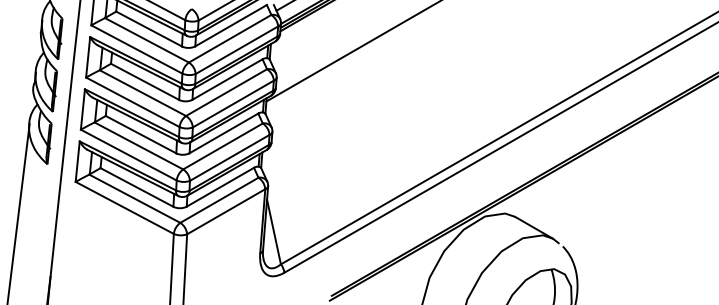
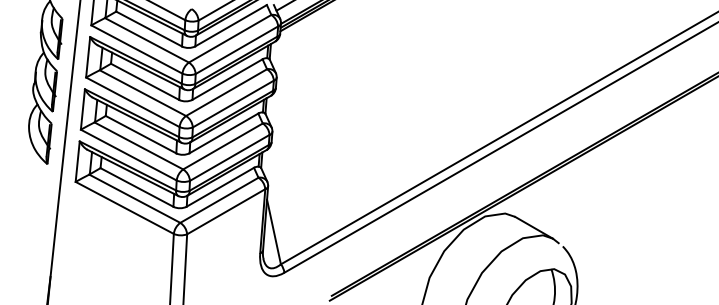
line: present -> none (352, 51)
line: present -> none (18, 212)
